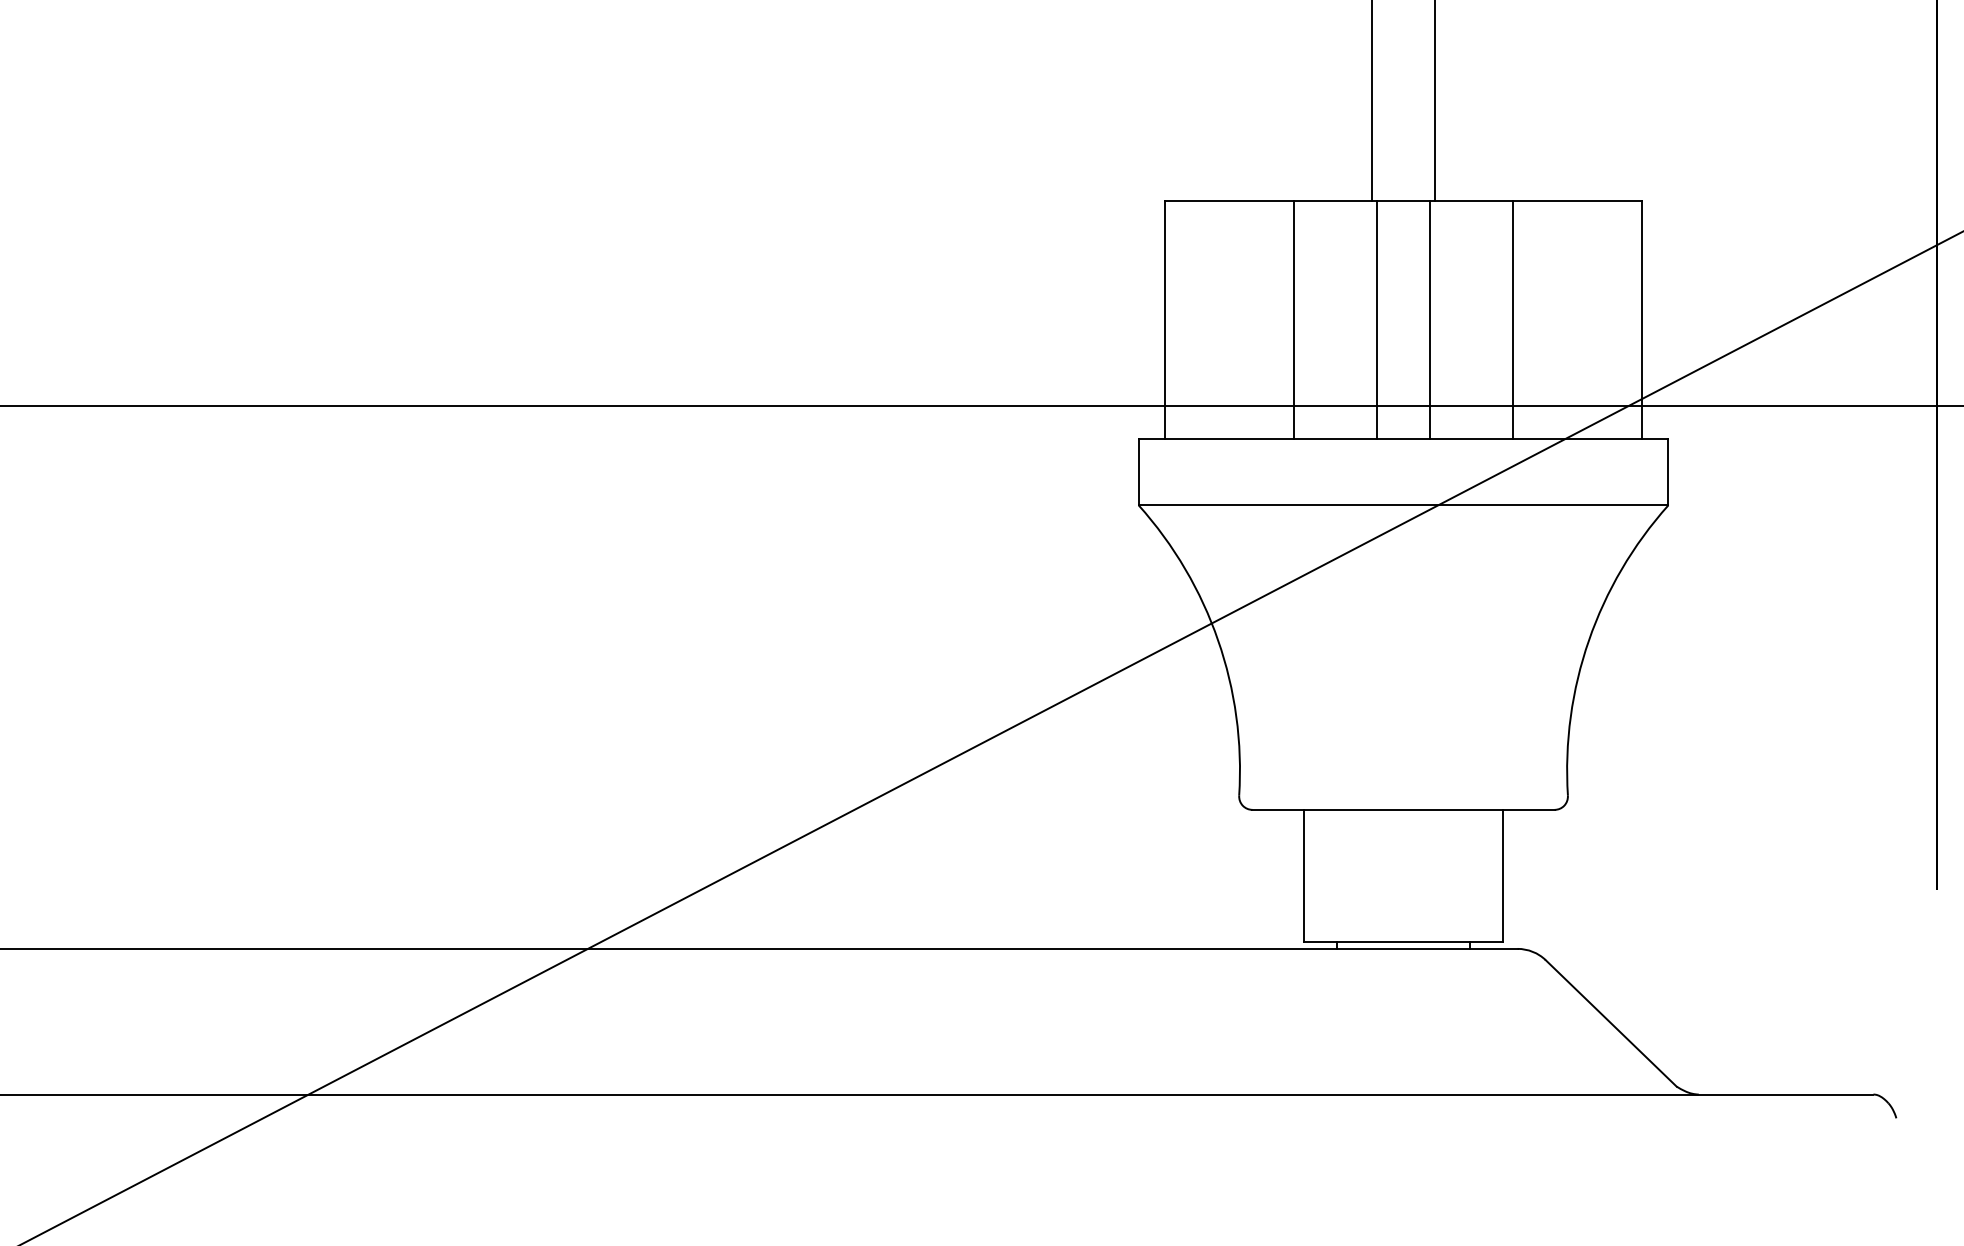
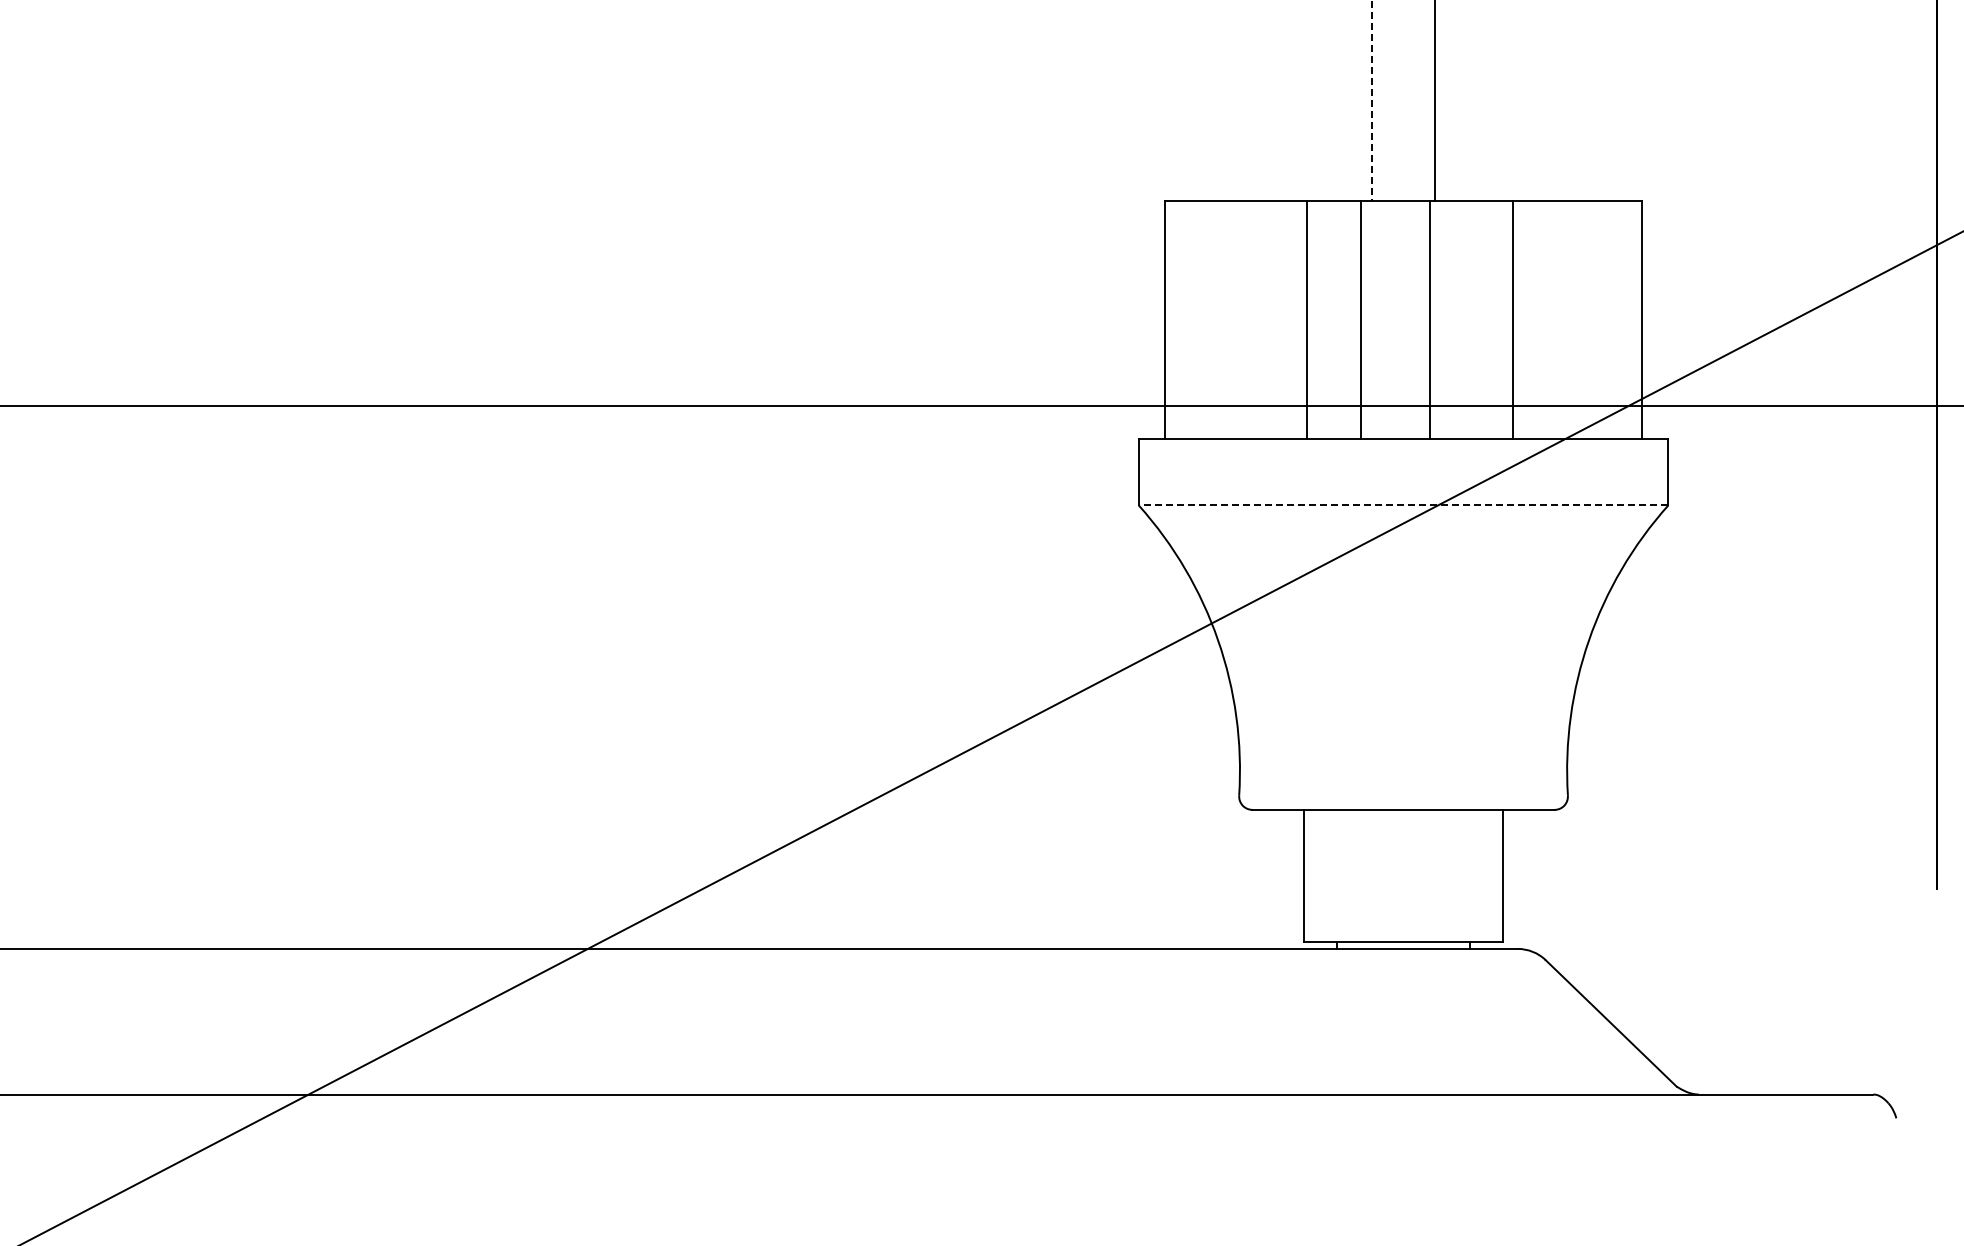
line: solid -> dashed (1371, 101)
line position: (1294, 319) -> (1307, 319) (1307, 319)
line position: (1377, 319) -> (1361, 319) (1361, 319)
line: solid -> dashed (1403, 505)
